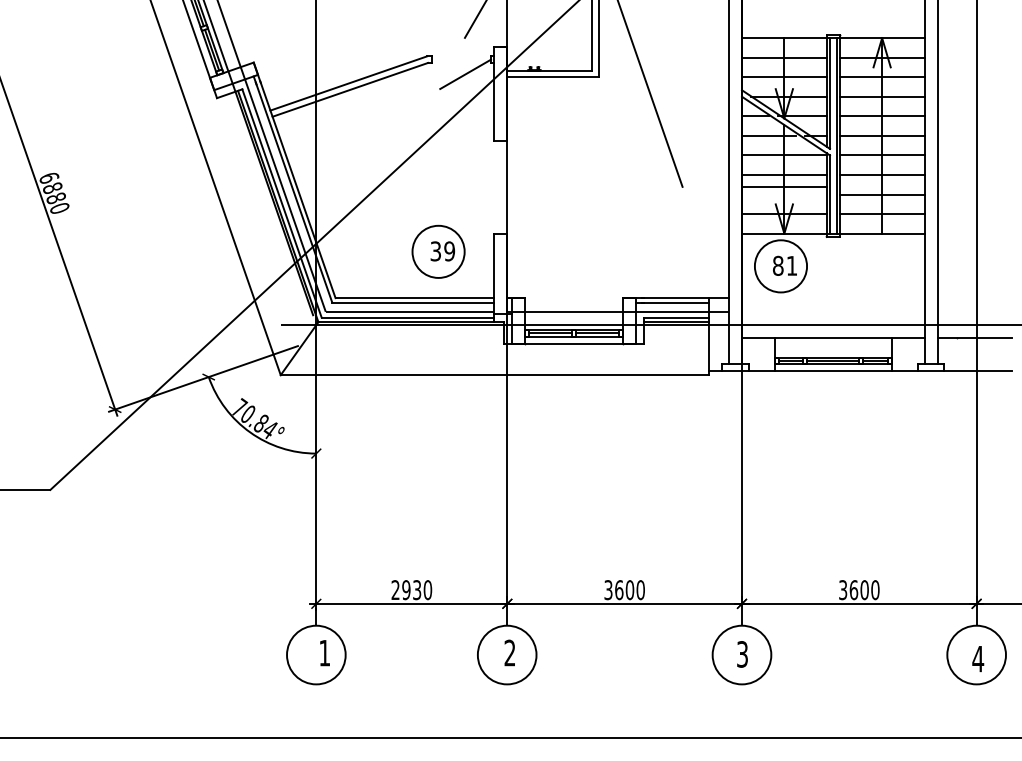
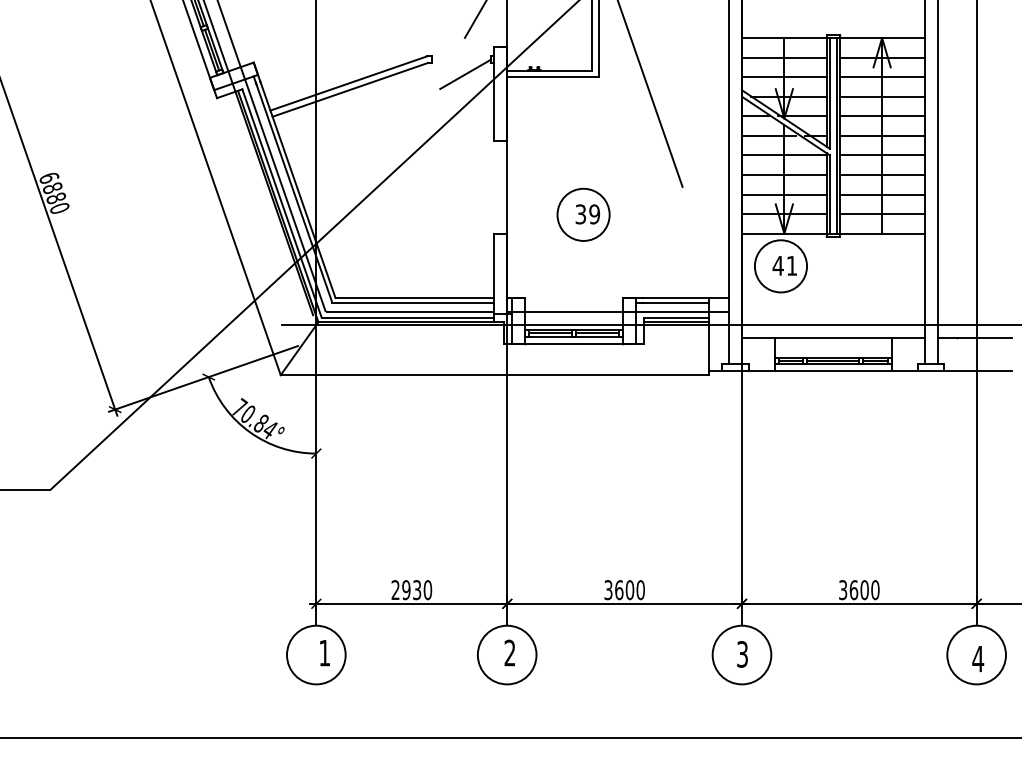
line position: (783, 186) -> (783, 194) (783, 194)
part position: (438, 251) -> (583, 214) (583, 214)
text: 81 -> 41 (777, 265)
